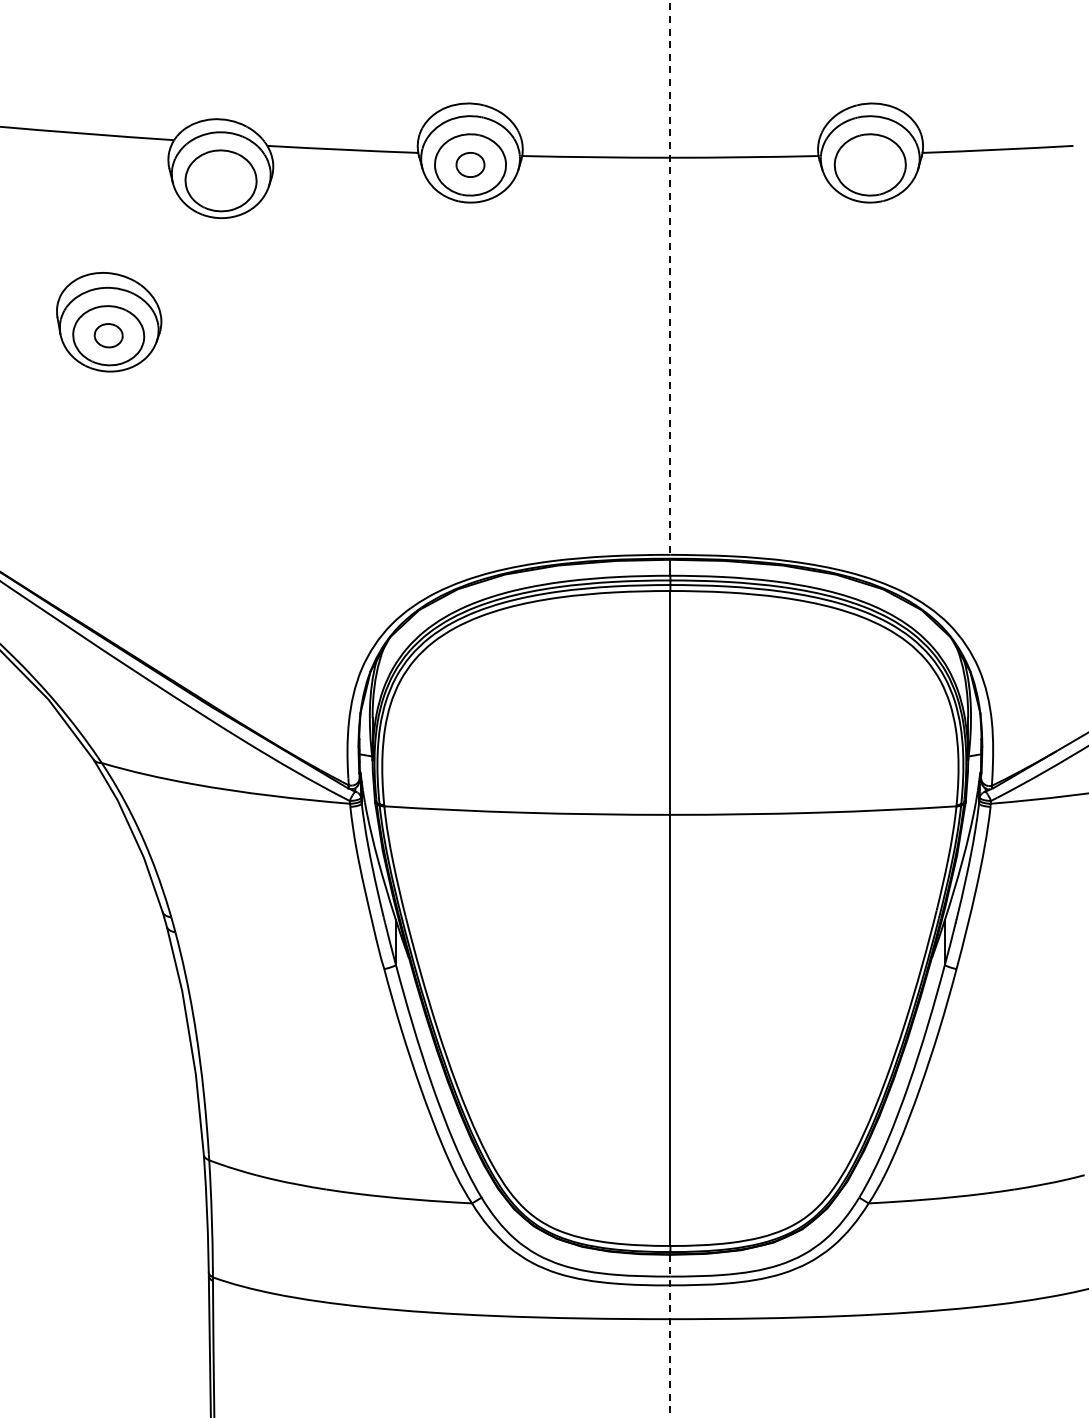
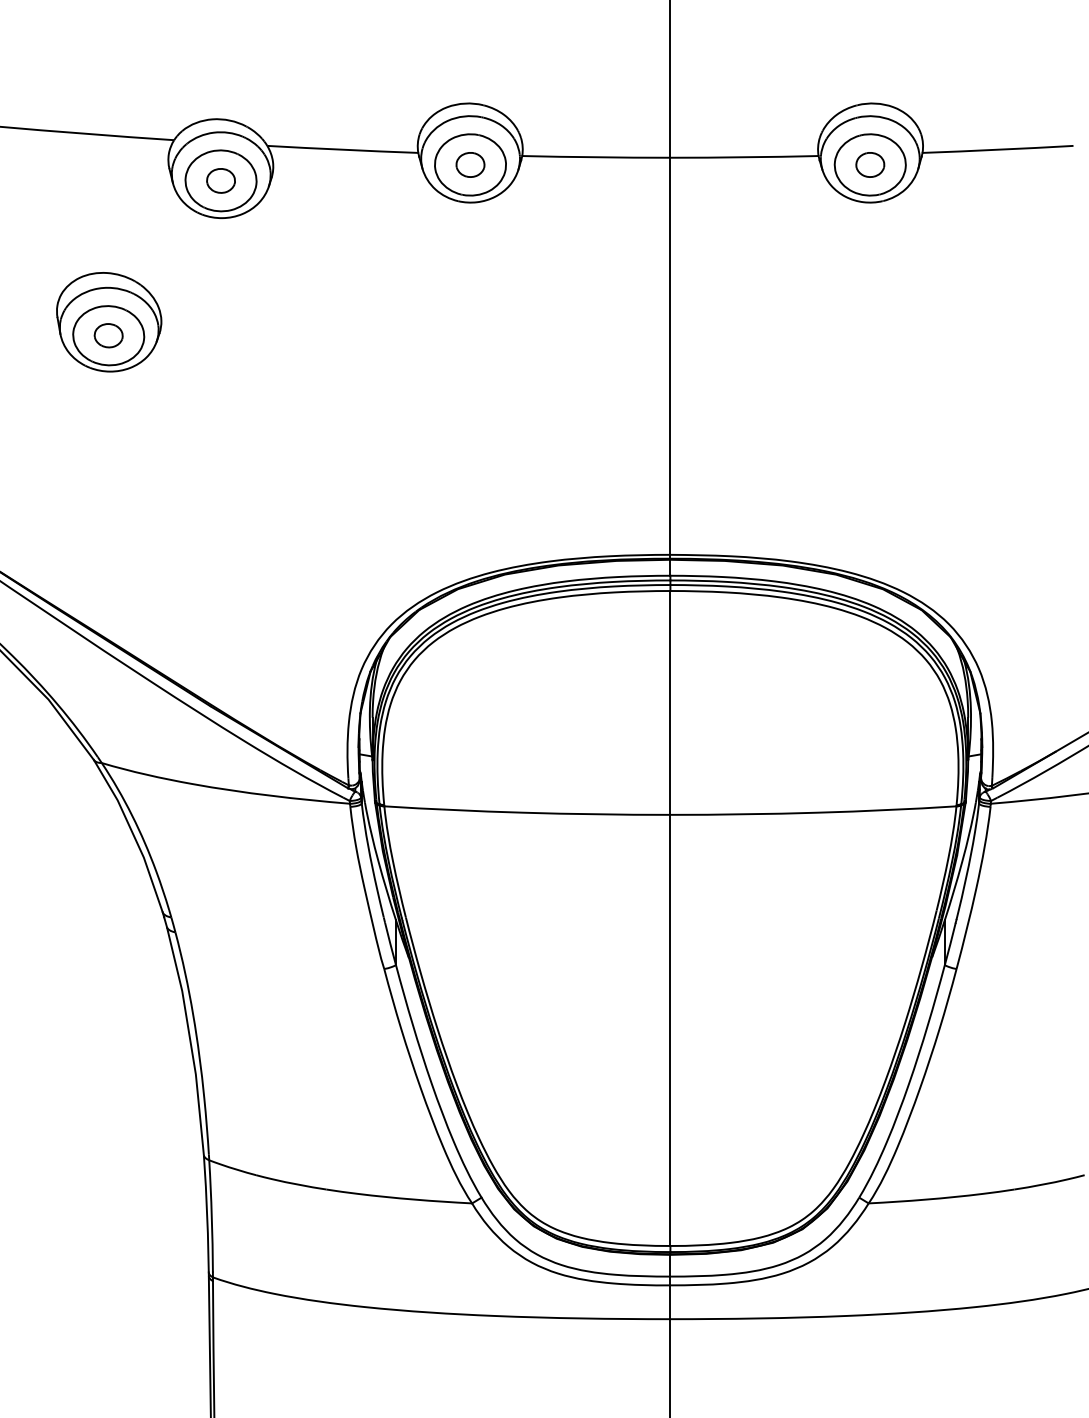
part: none -> present (870, 164)
part: none -> present (220, 180)
line: dashed -> solid (670, 280)
line: dashed -> solid (670, 1336)
